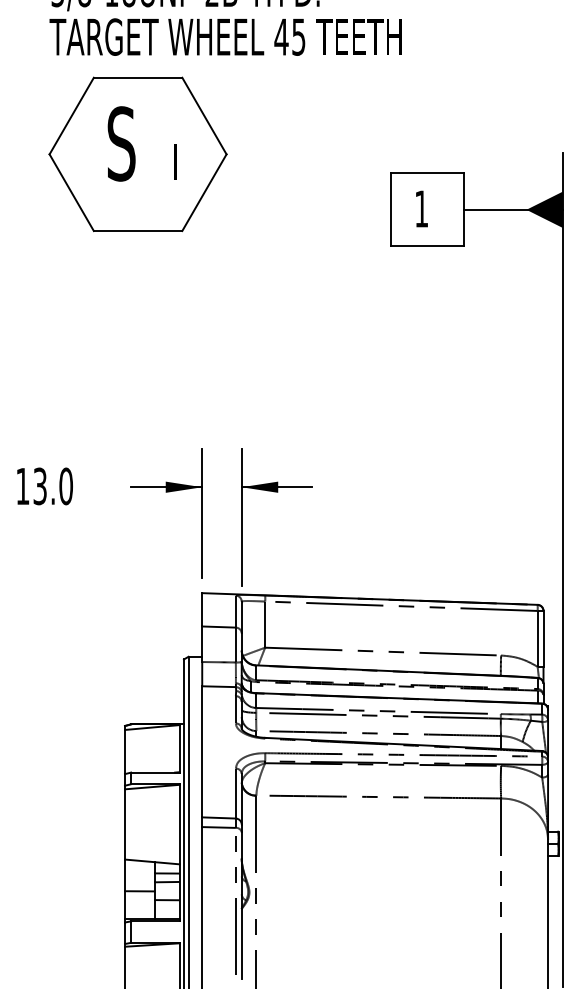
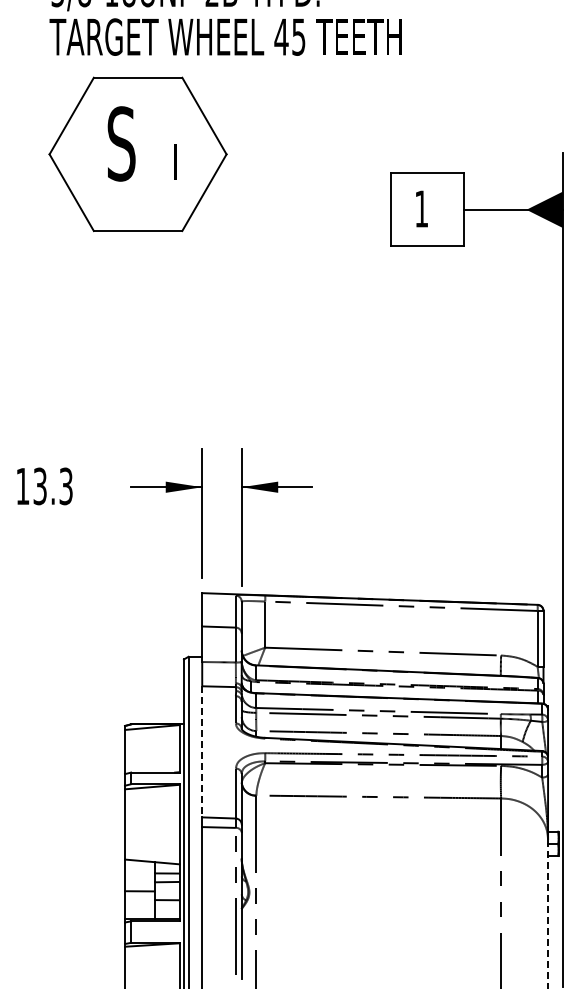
text: 13.0 -> 13.3 (65, 486)
line: solid -> dashed (202, 751)
line: solid -> dashed (548, 914)
